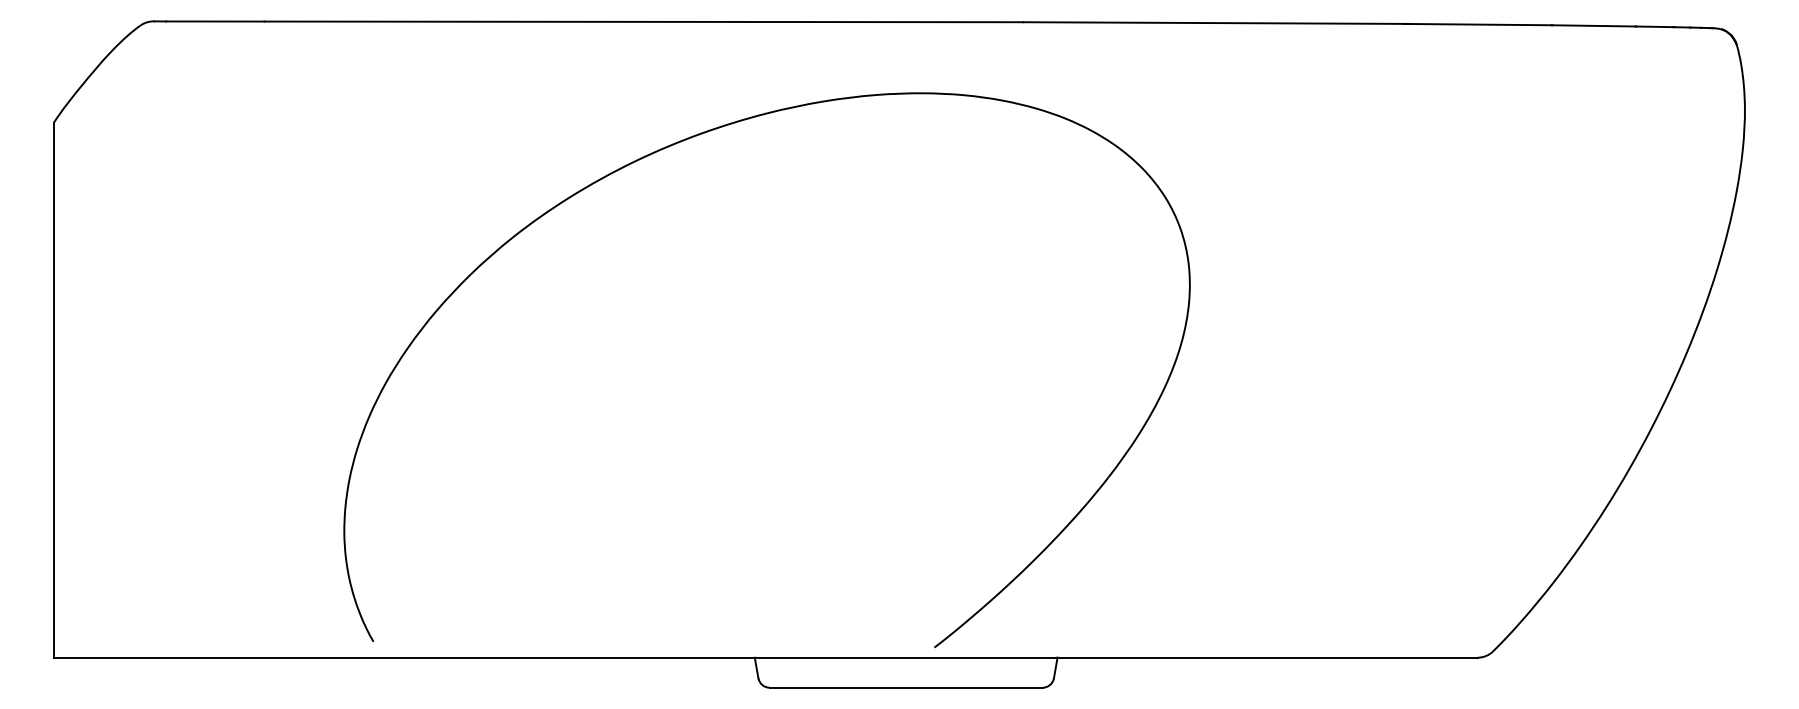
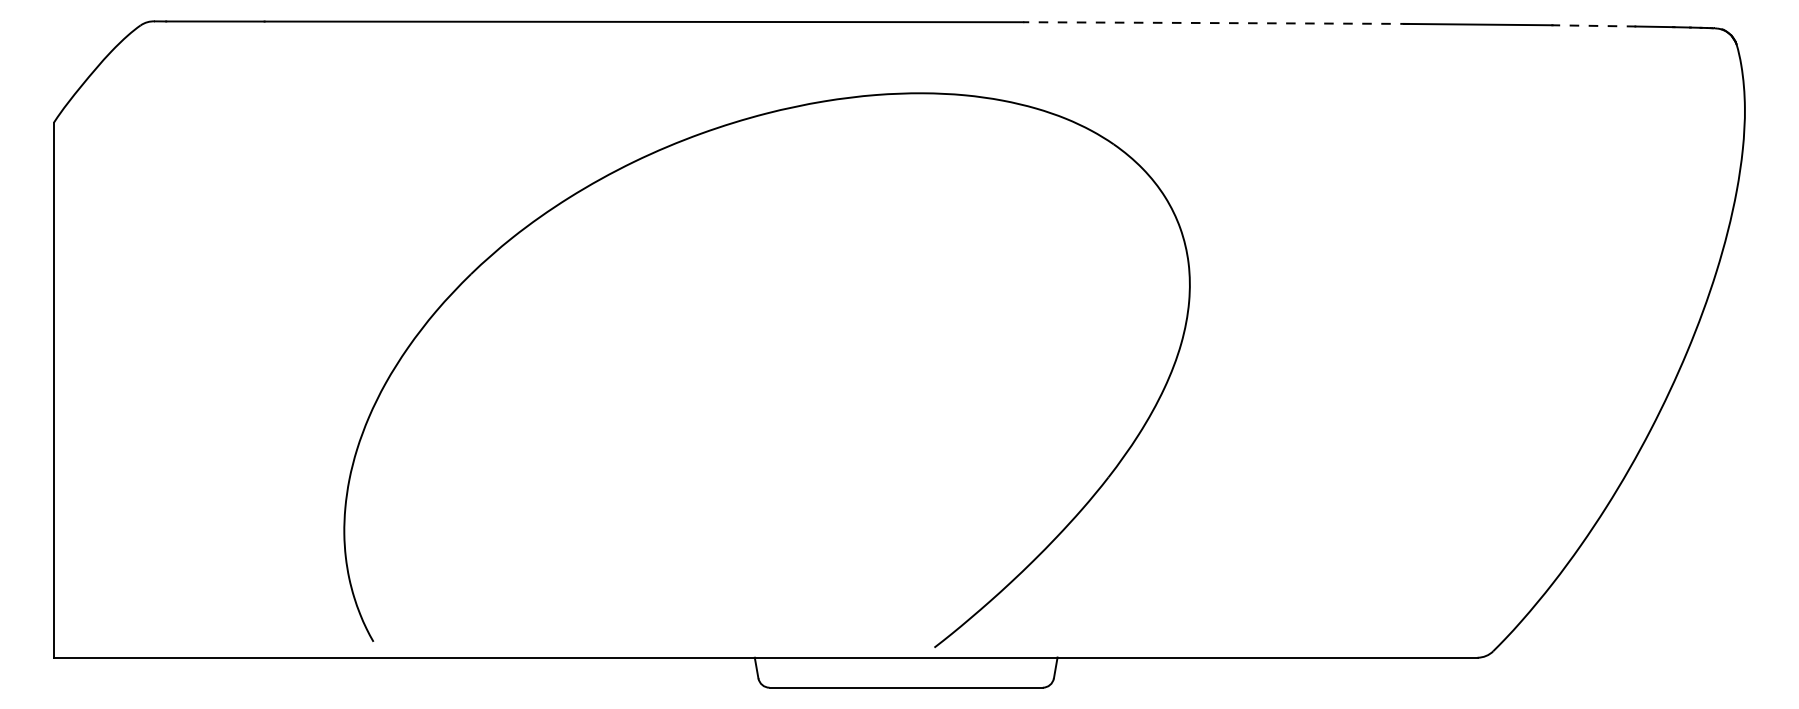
line: solid -> dashed (1216, 23)
line: solid -> dashed (1593, 25)
